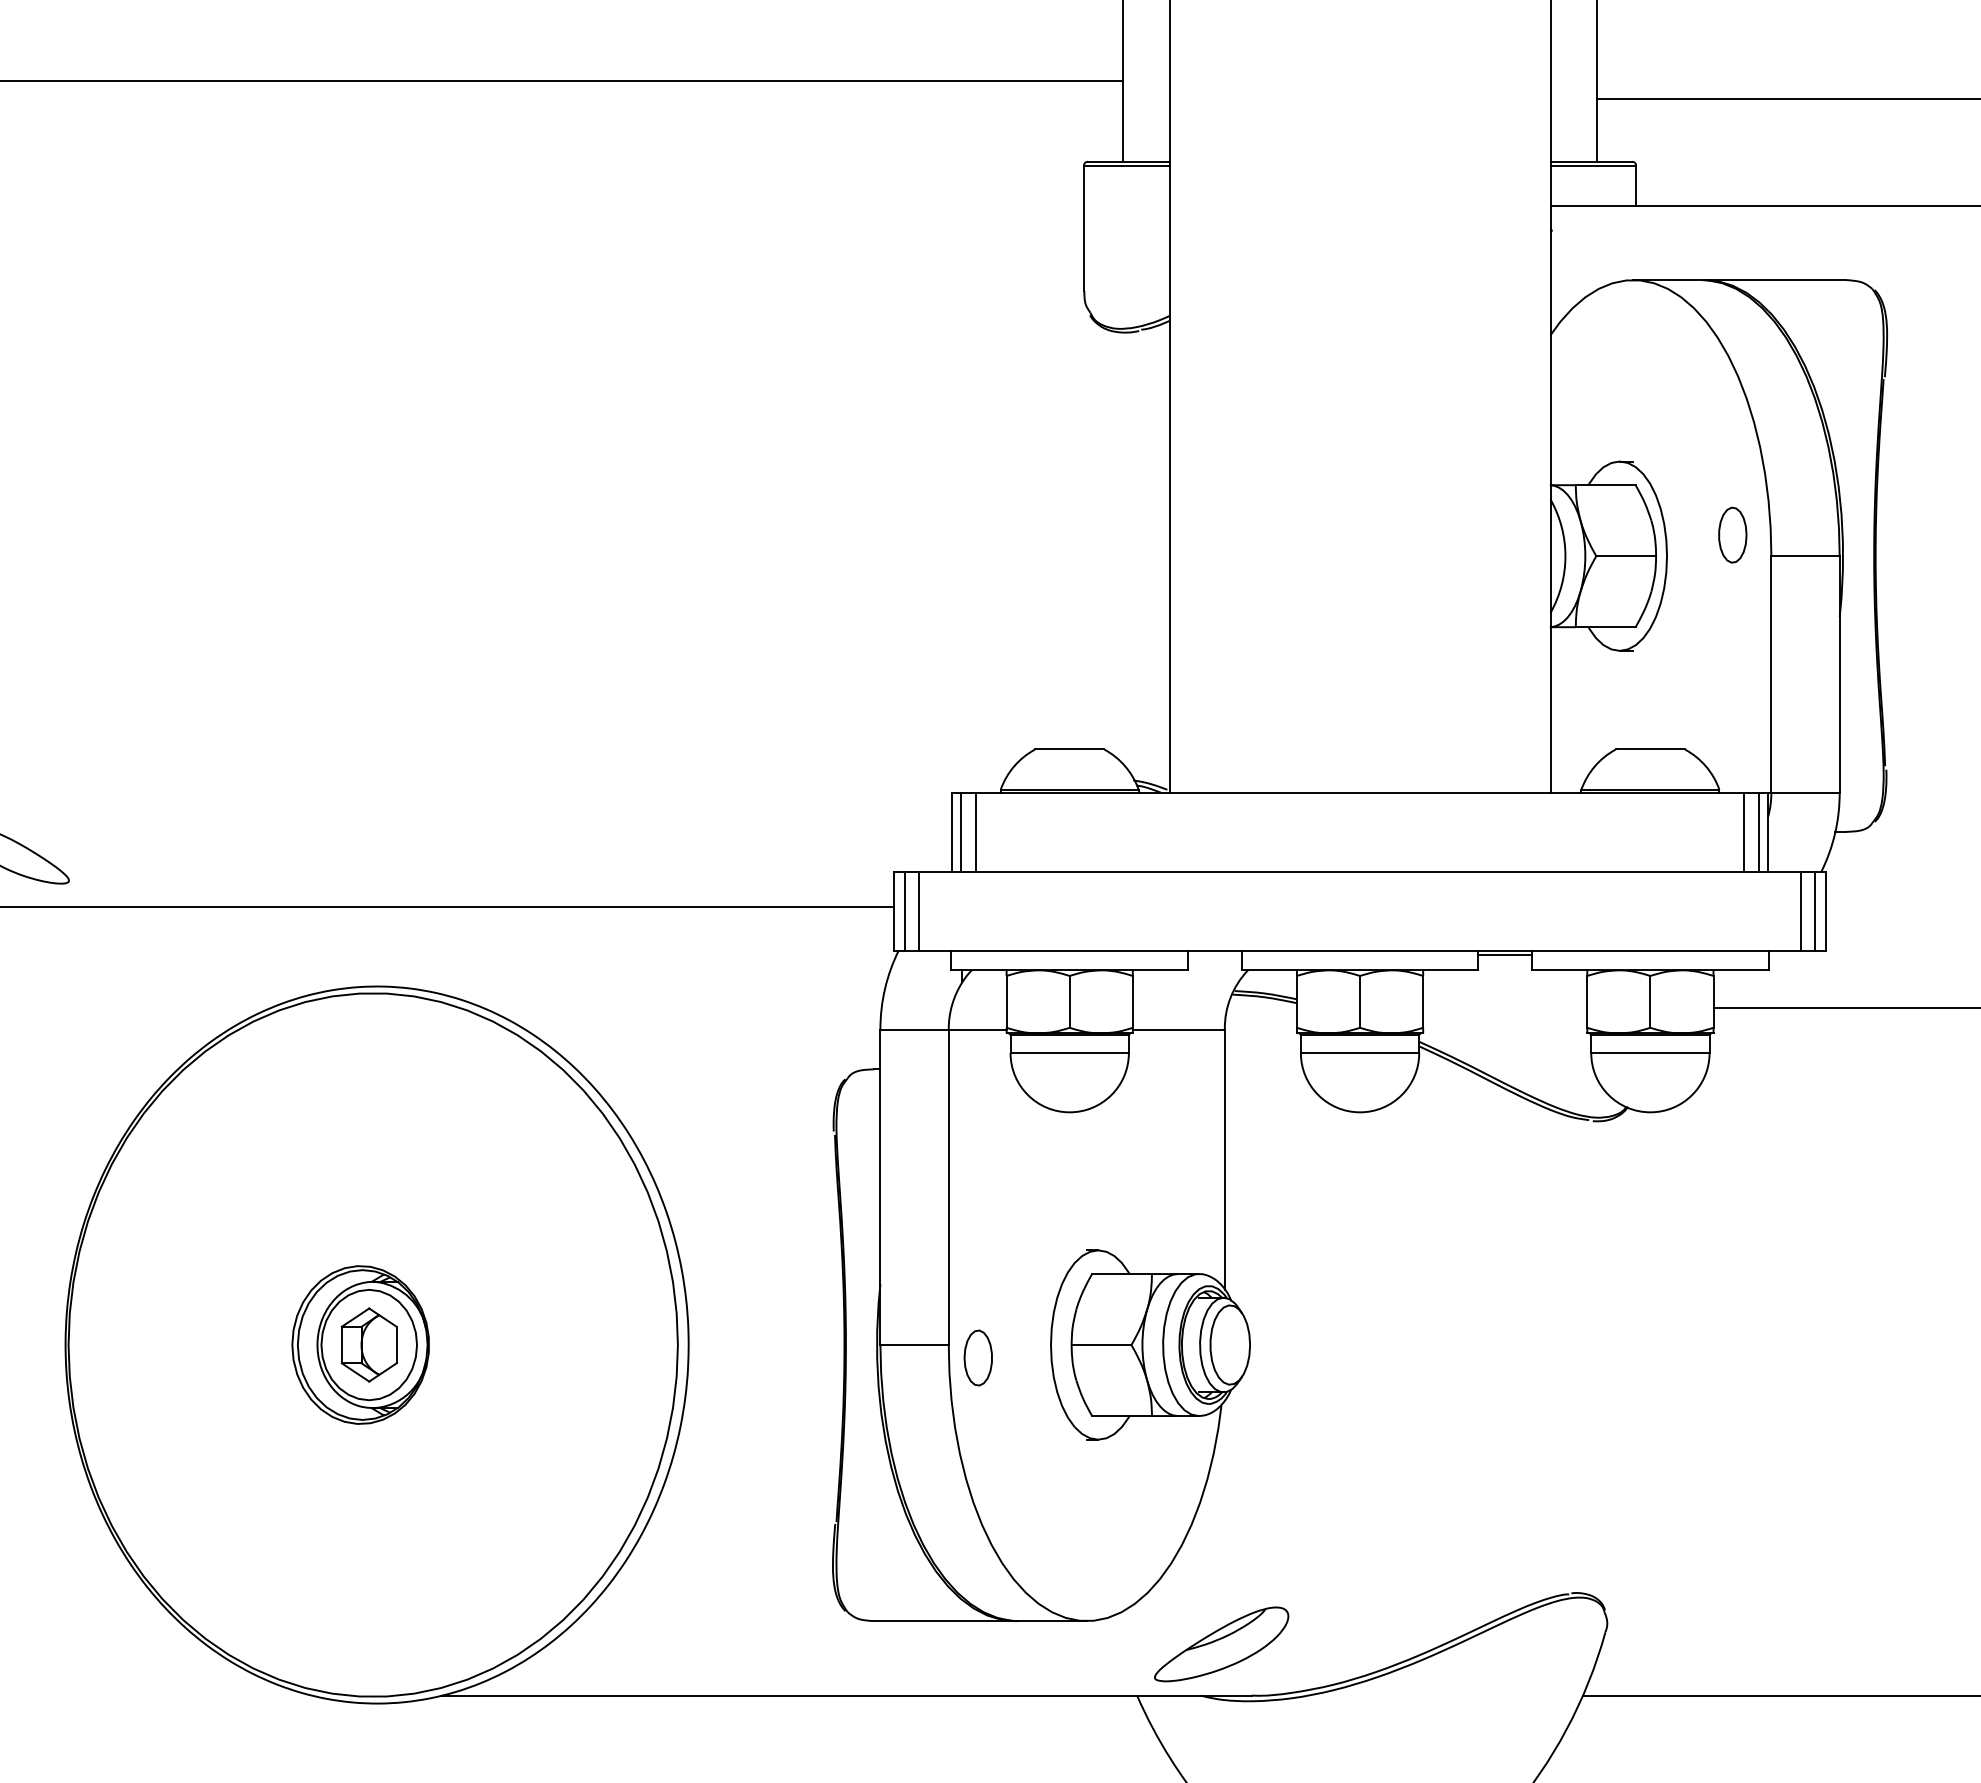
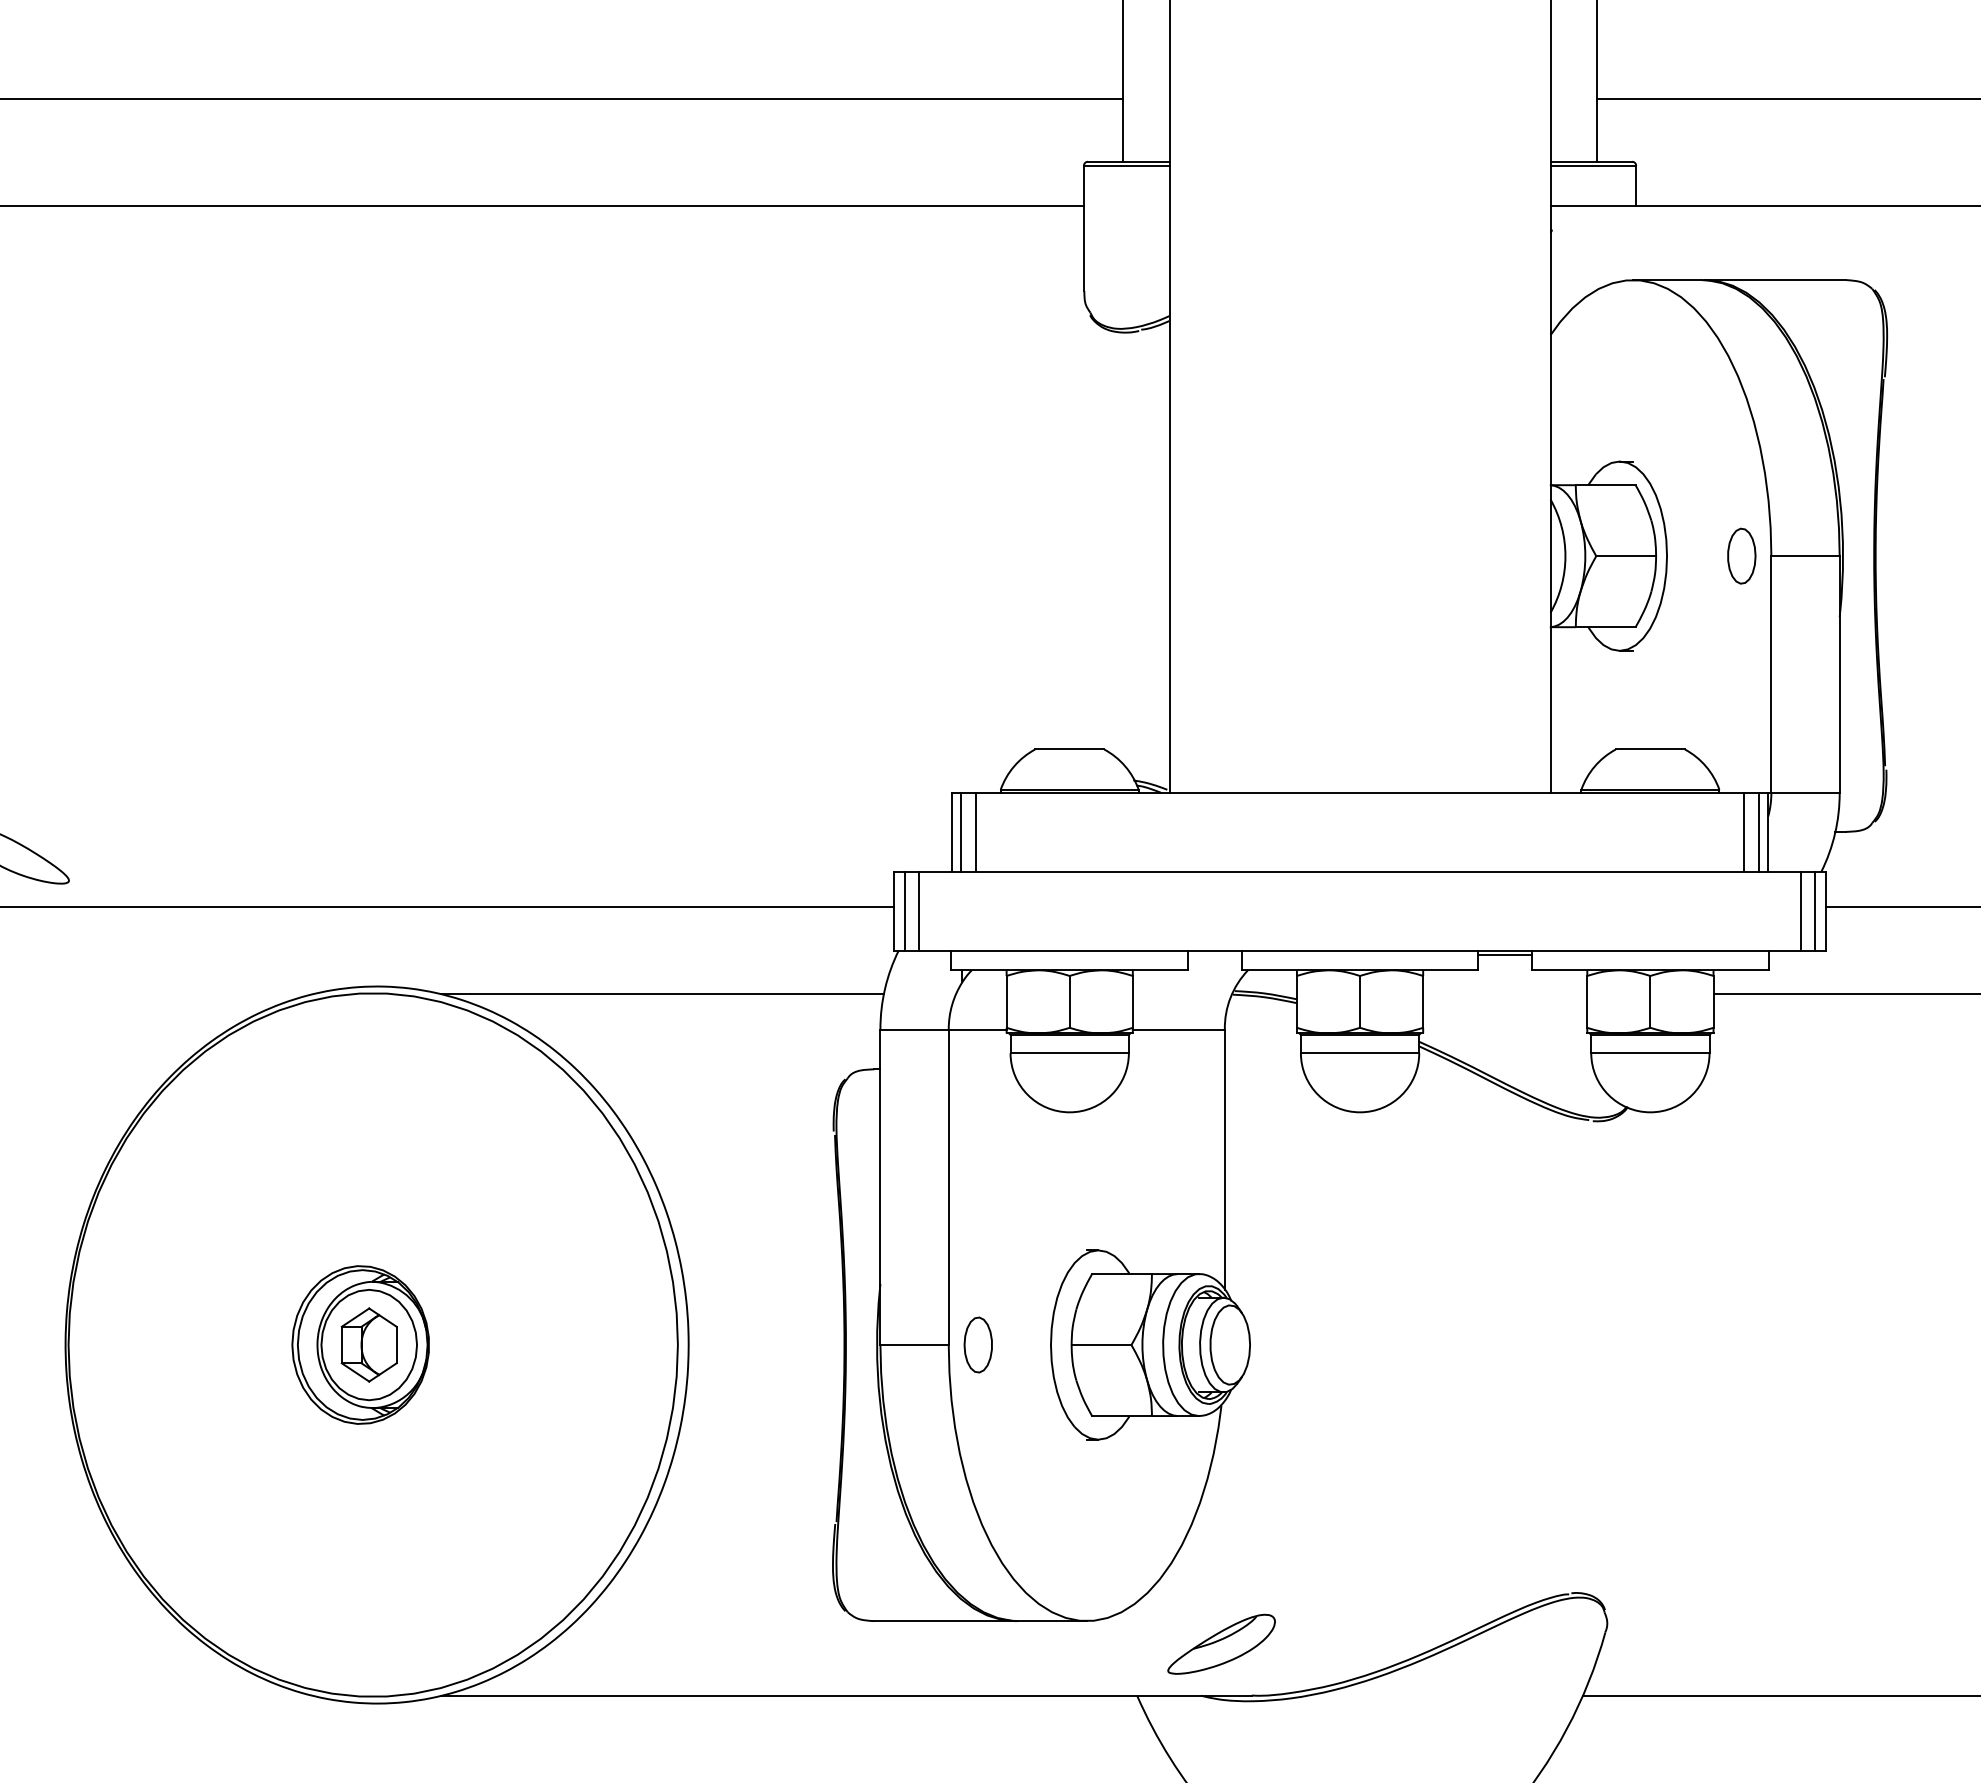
line position: (562, 80) -> (562, 98) (562, 98)
line: none -> present (542, 205)
part position: (1732, 534) -> (1741, 555) (1741, 555)
line: none -> present (1901, 906)
line: none -> present (662, 994)
line position: (1845, 1008) -> (1845, 994) (1845, 994)
part position: (977, 1357) -> (977, 1344) (977, 1344)
part size: 136x77 px -> 109x62 px (1221, 1643)
